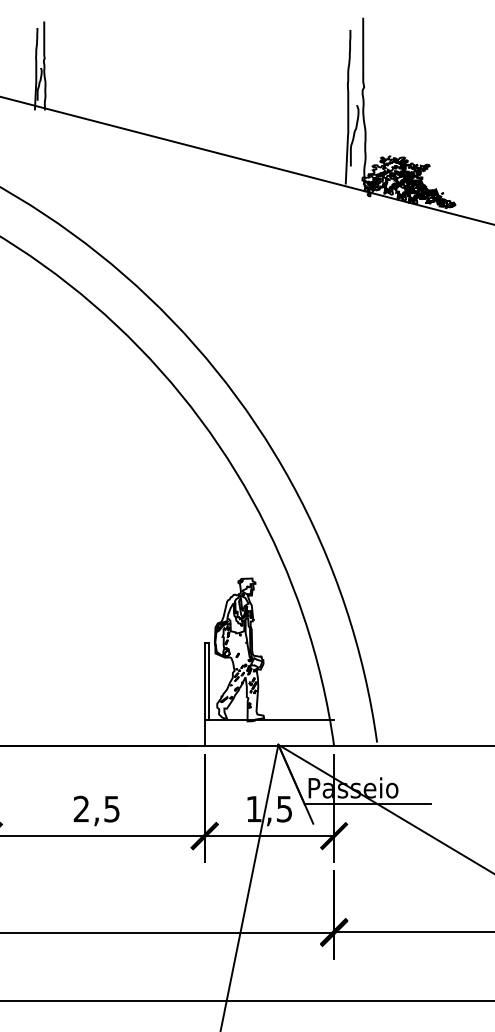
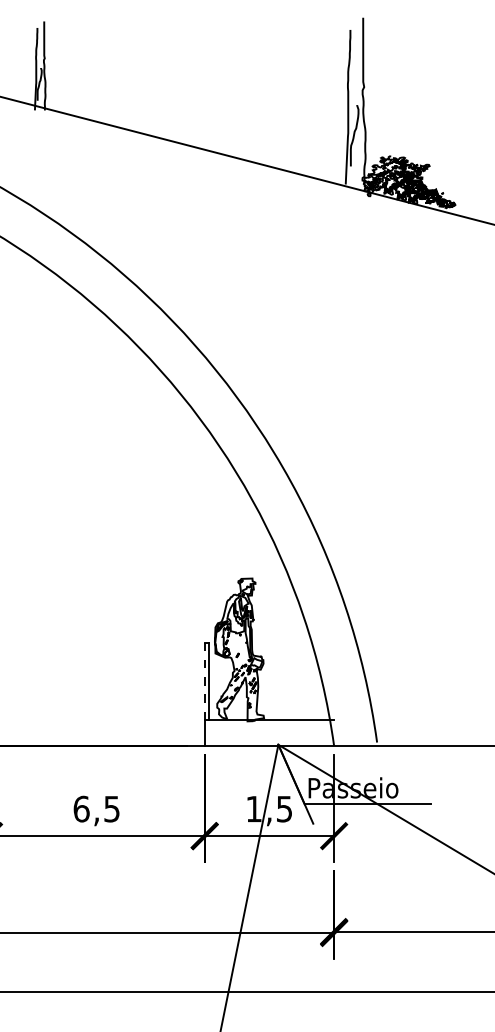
line: solid -> dashed (204, 681)
text: 2,5 -> 6,5 (81, 808)
line position: (246, 1001) -> (246, 992) (246, 992)
